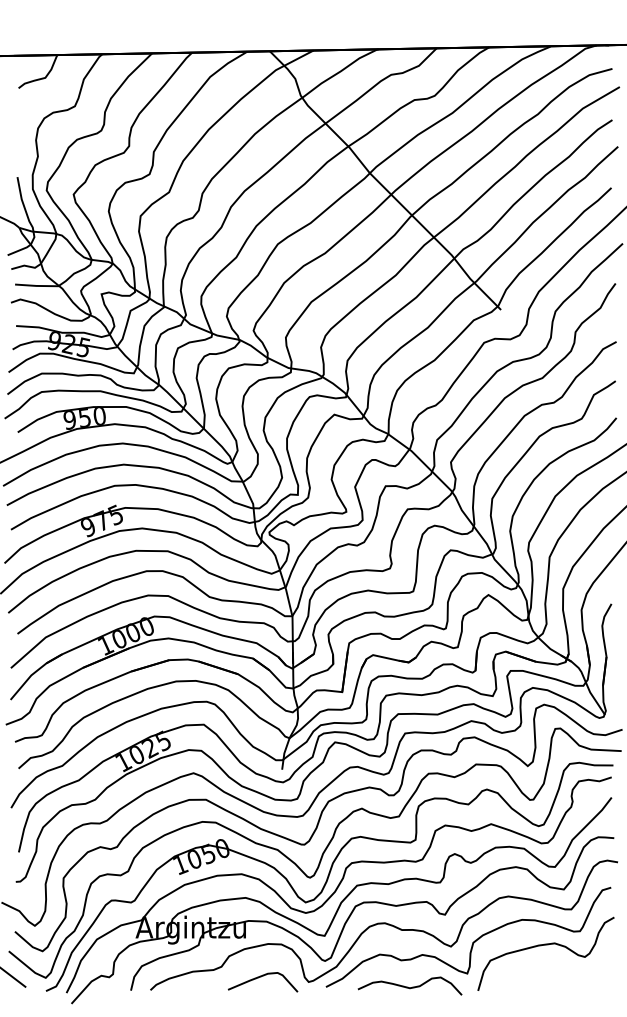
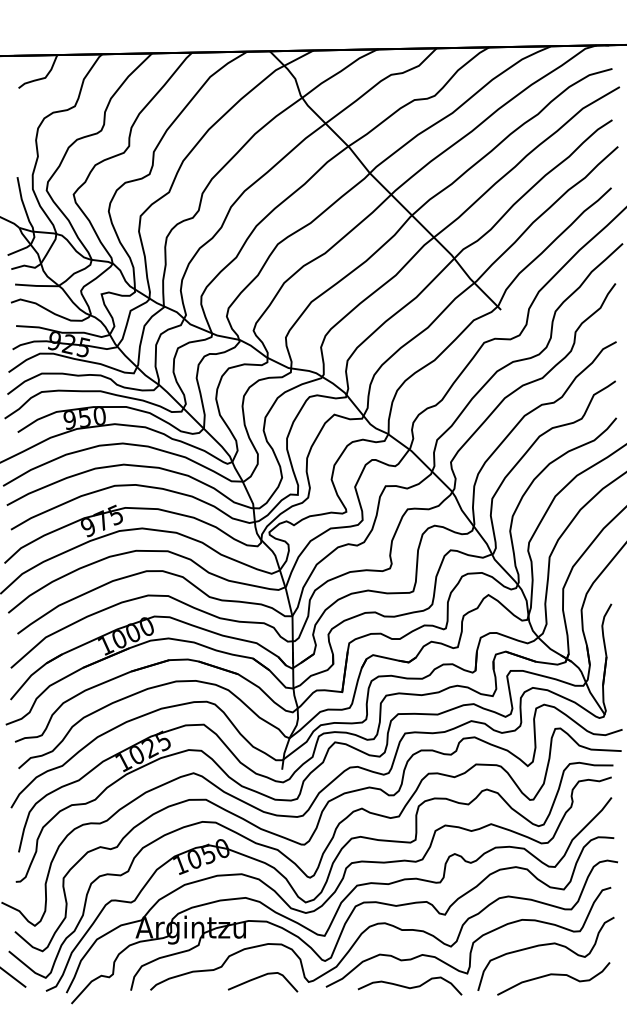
part: none -> present (553, 978)
